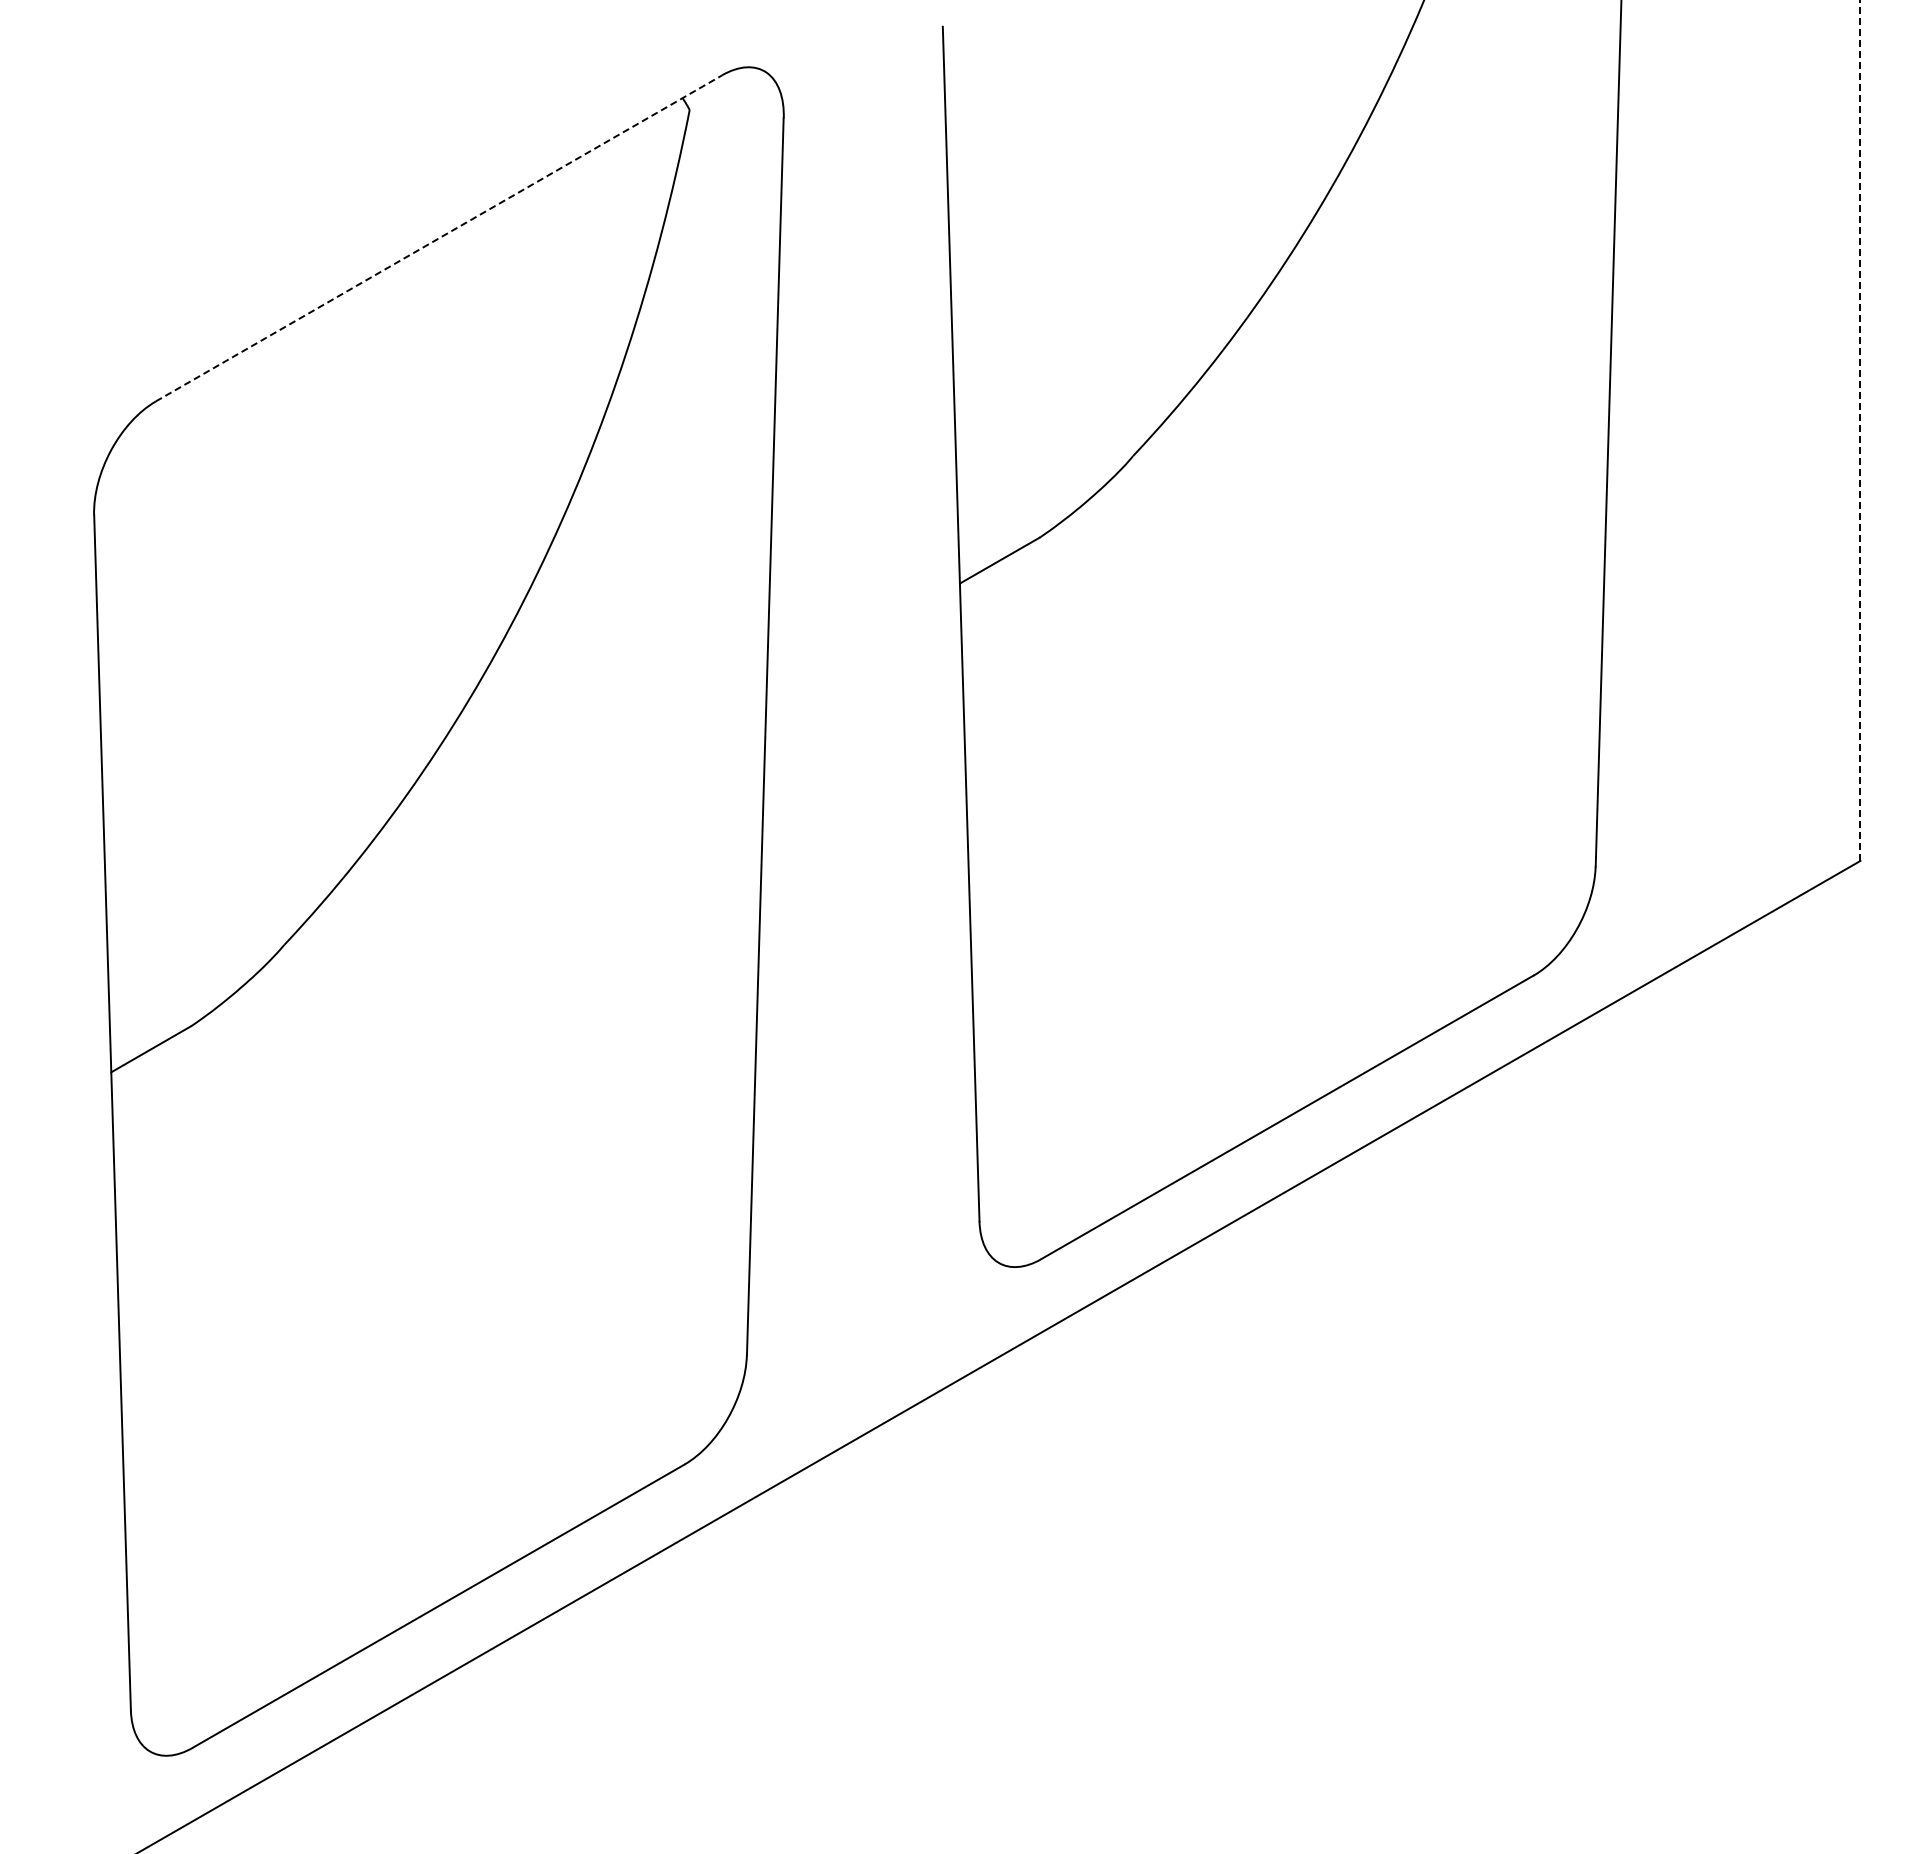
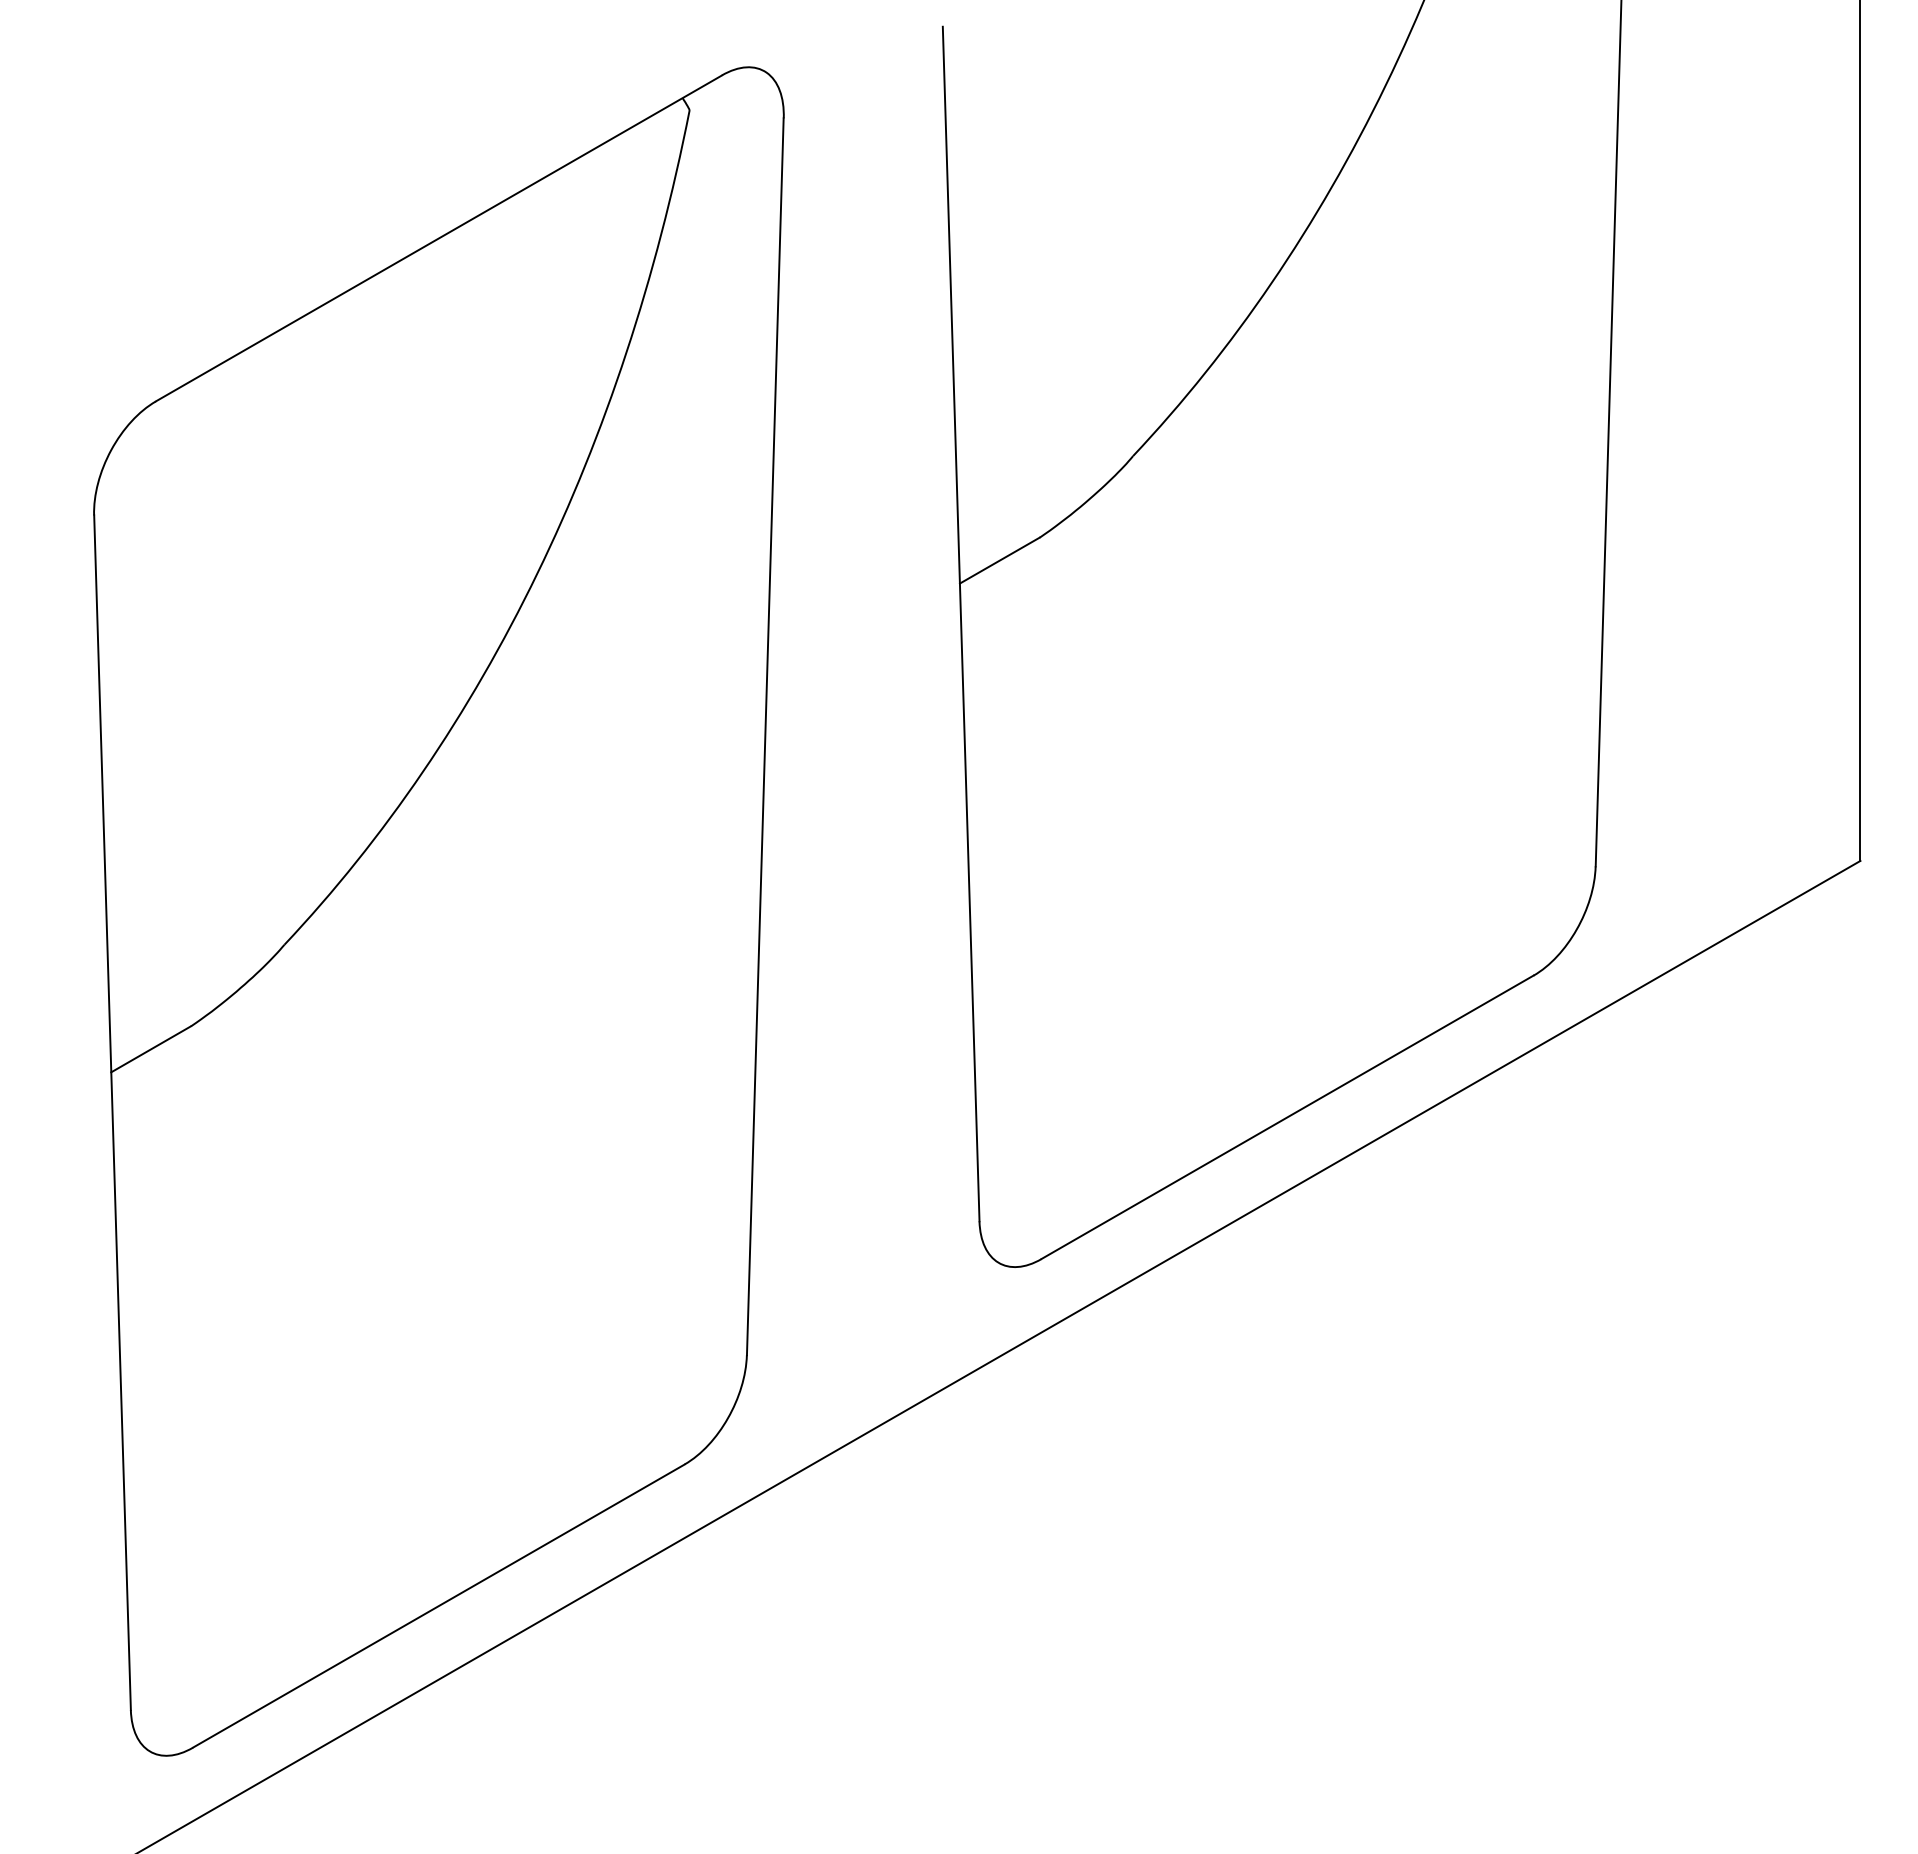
line: dashed -> solid (438, 238)
line: dashed -> solid (1860, 430)
